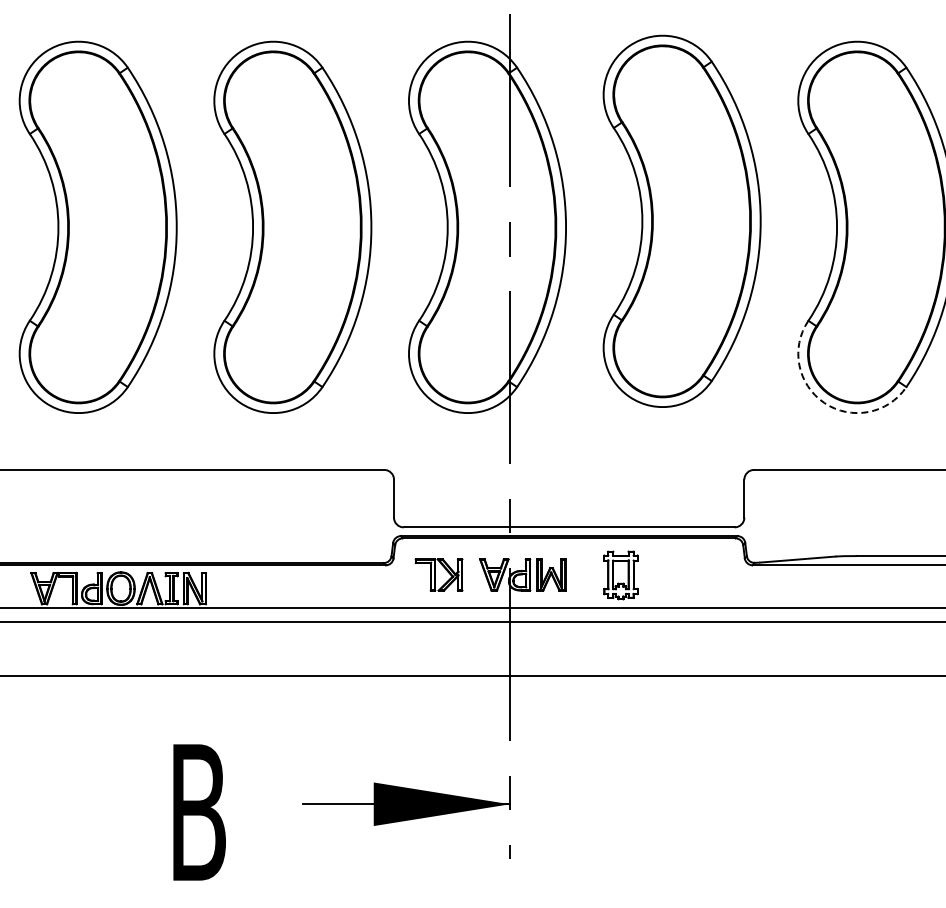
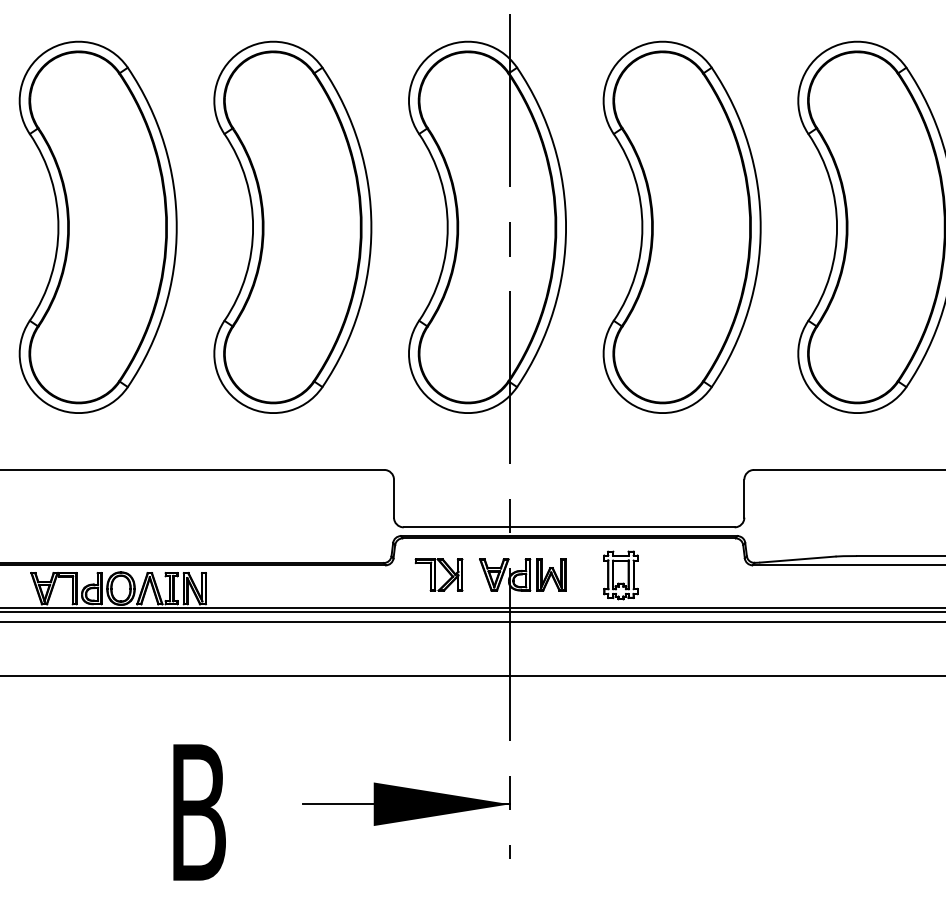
part position: (681, 220) -> (681, 226) (681, 226)
arc: dashed -> solid (824, 402)
line: none -> present (472, 612)
